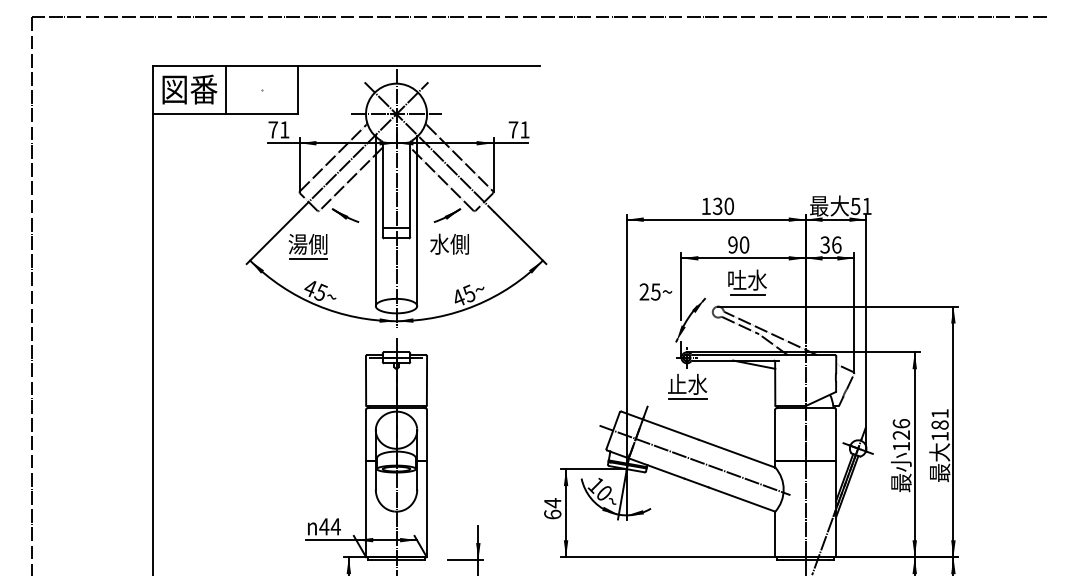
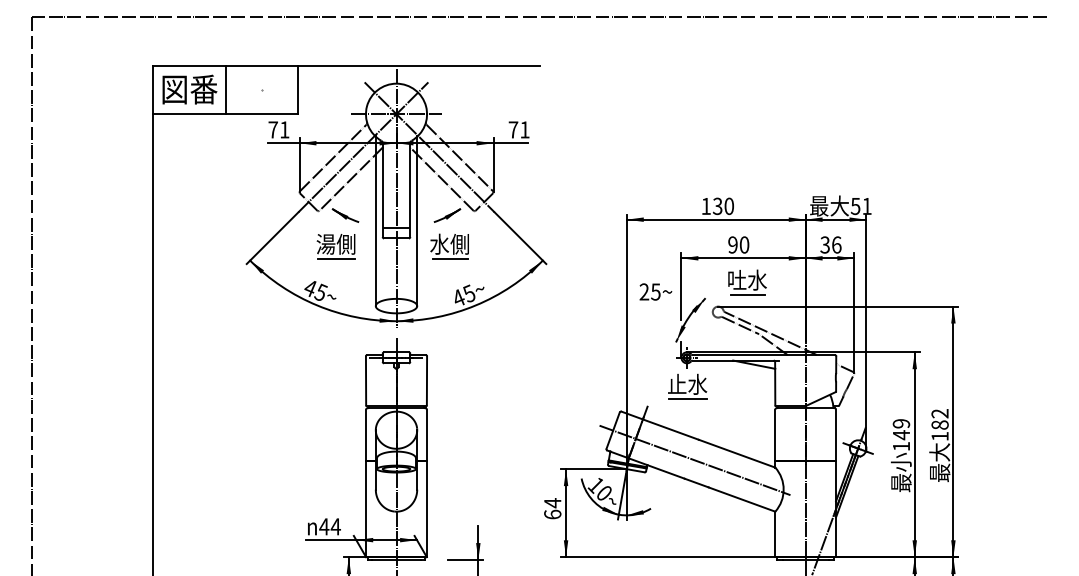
part position: (307, 246) -> (335, 246) (335, 246)
line: none -> present (450, 259)
text: 181 -> 182 (939, 413)
text: 126 -> 149 (901, 429)
